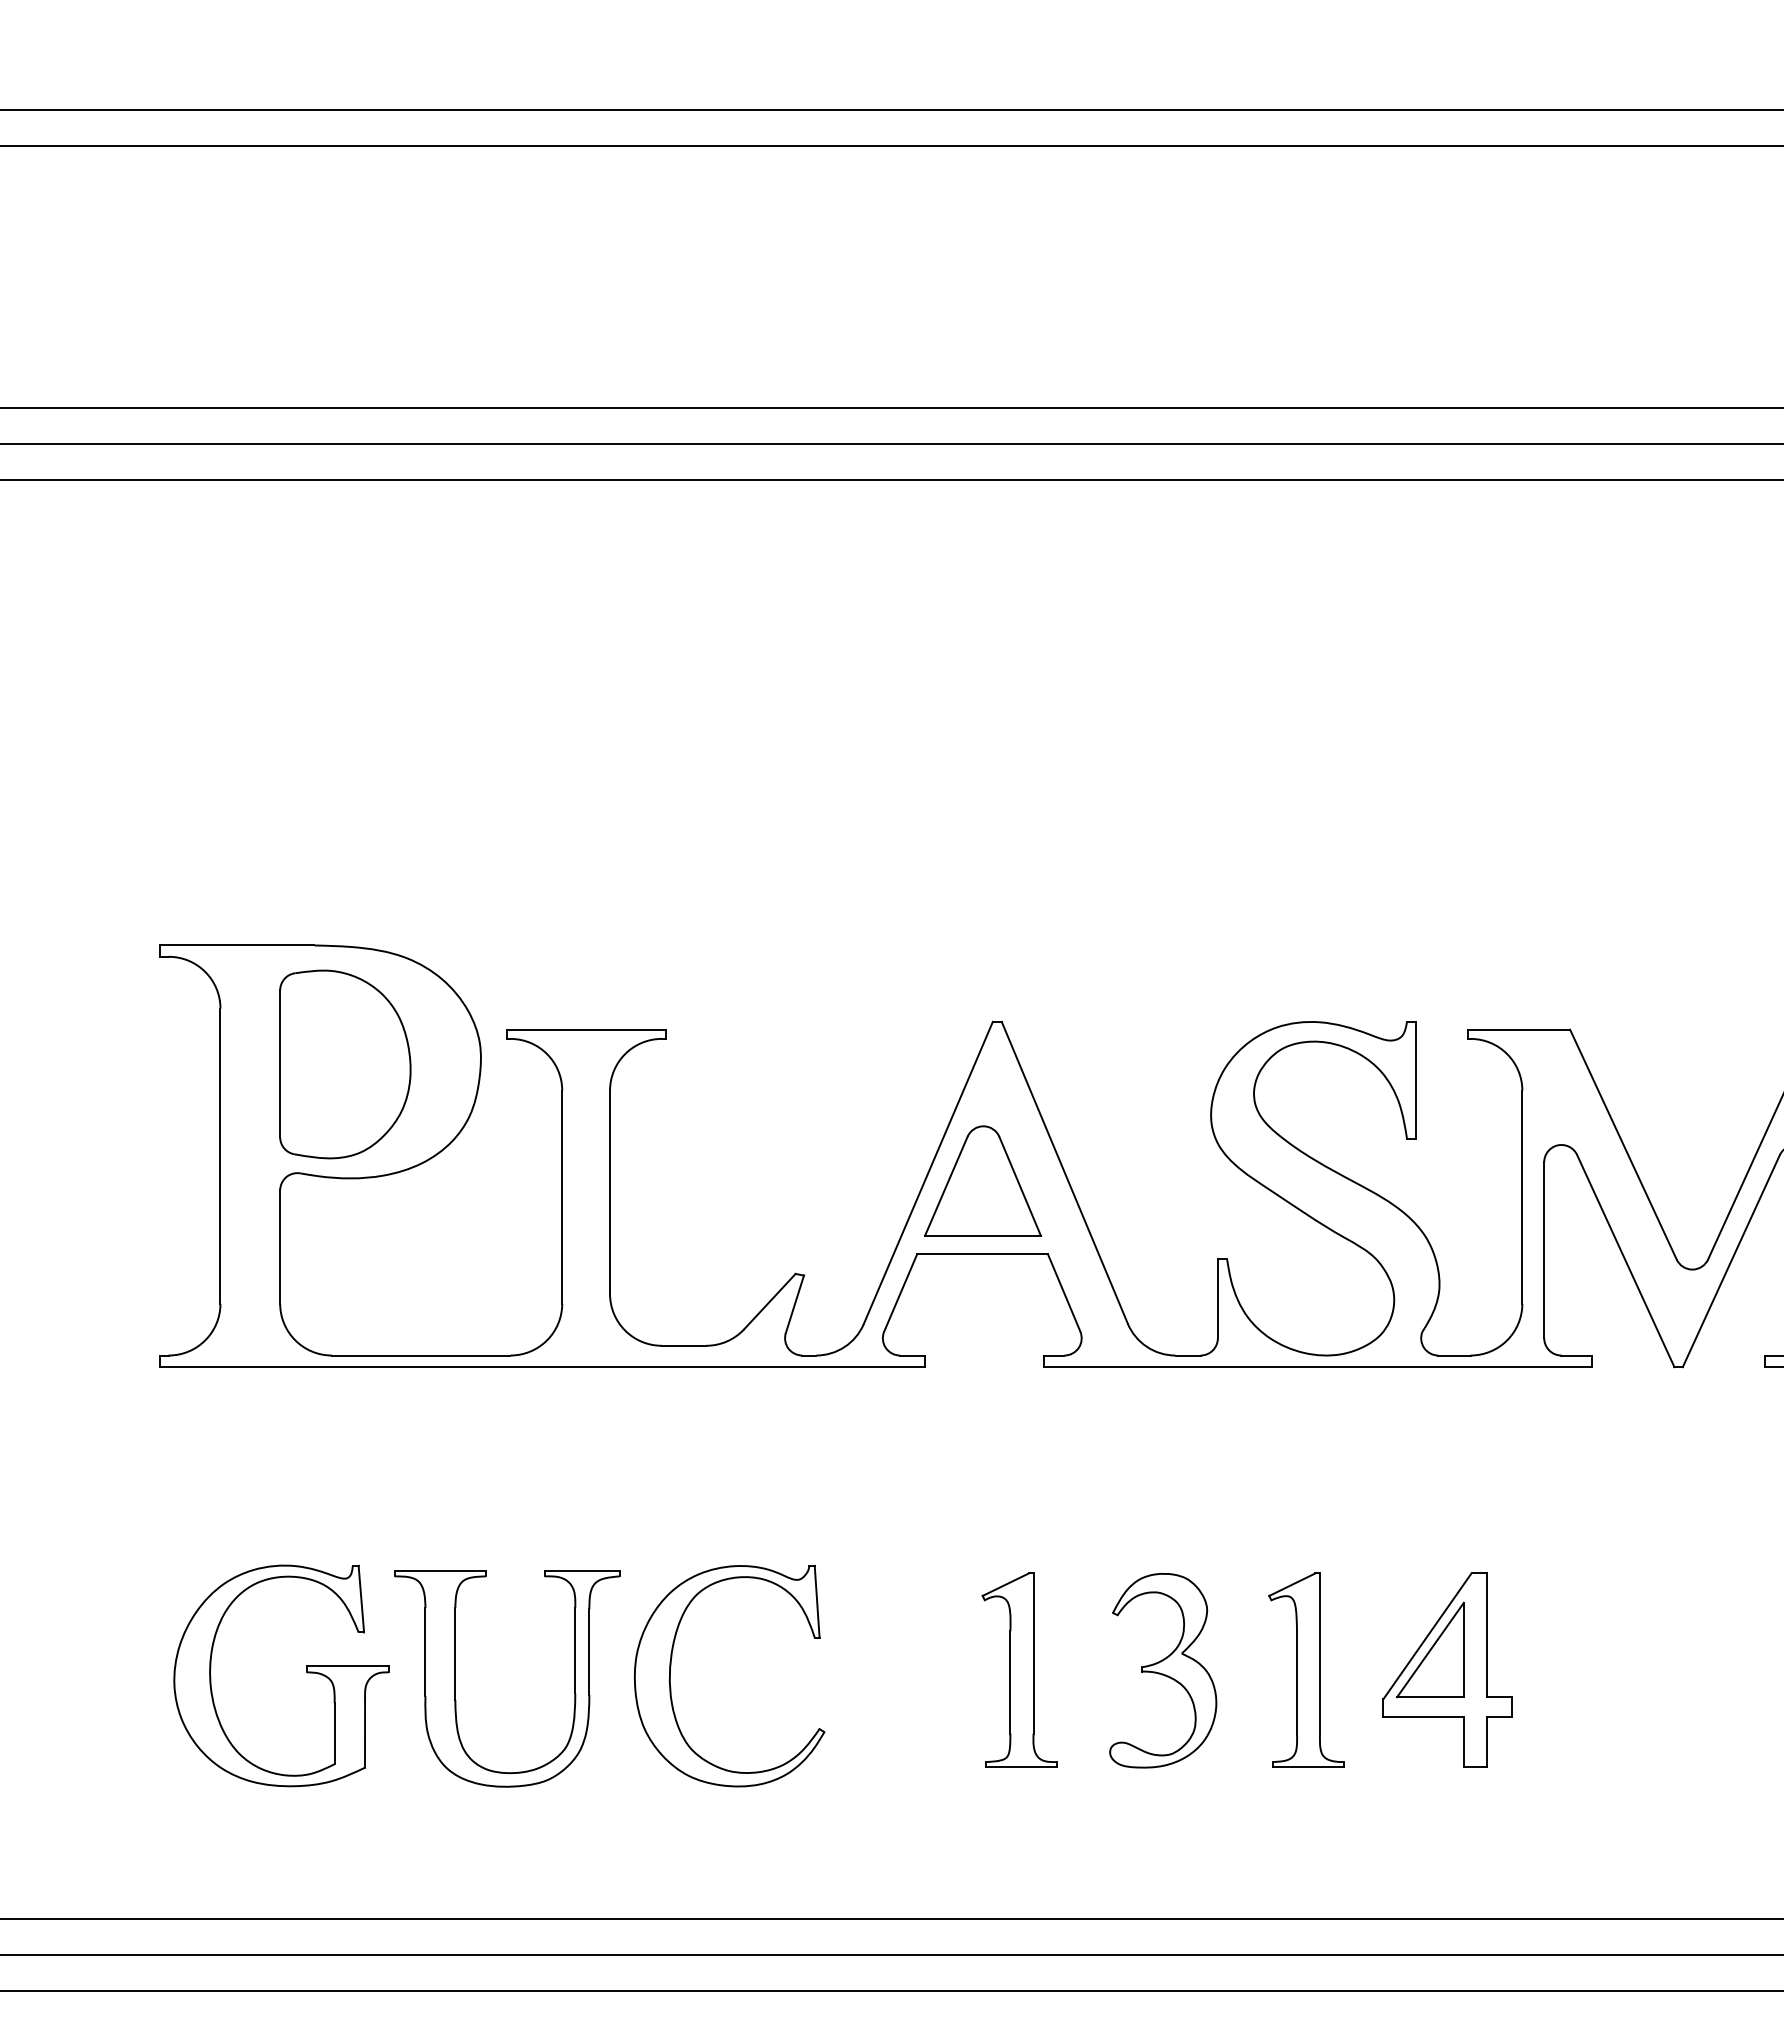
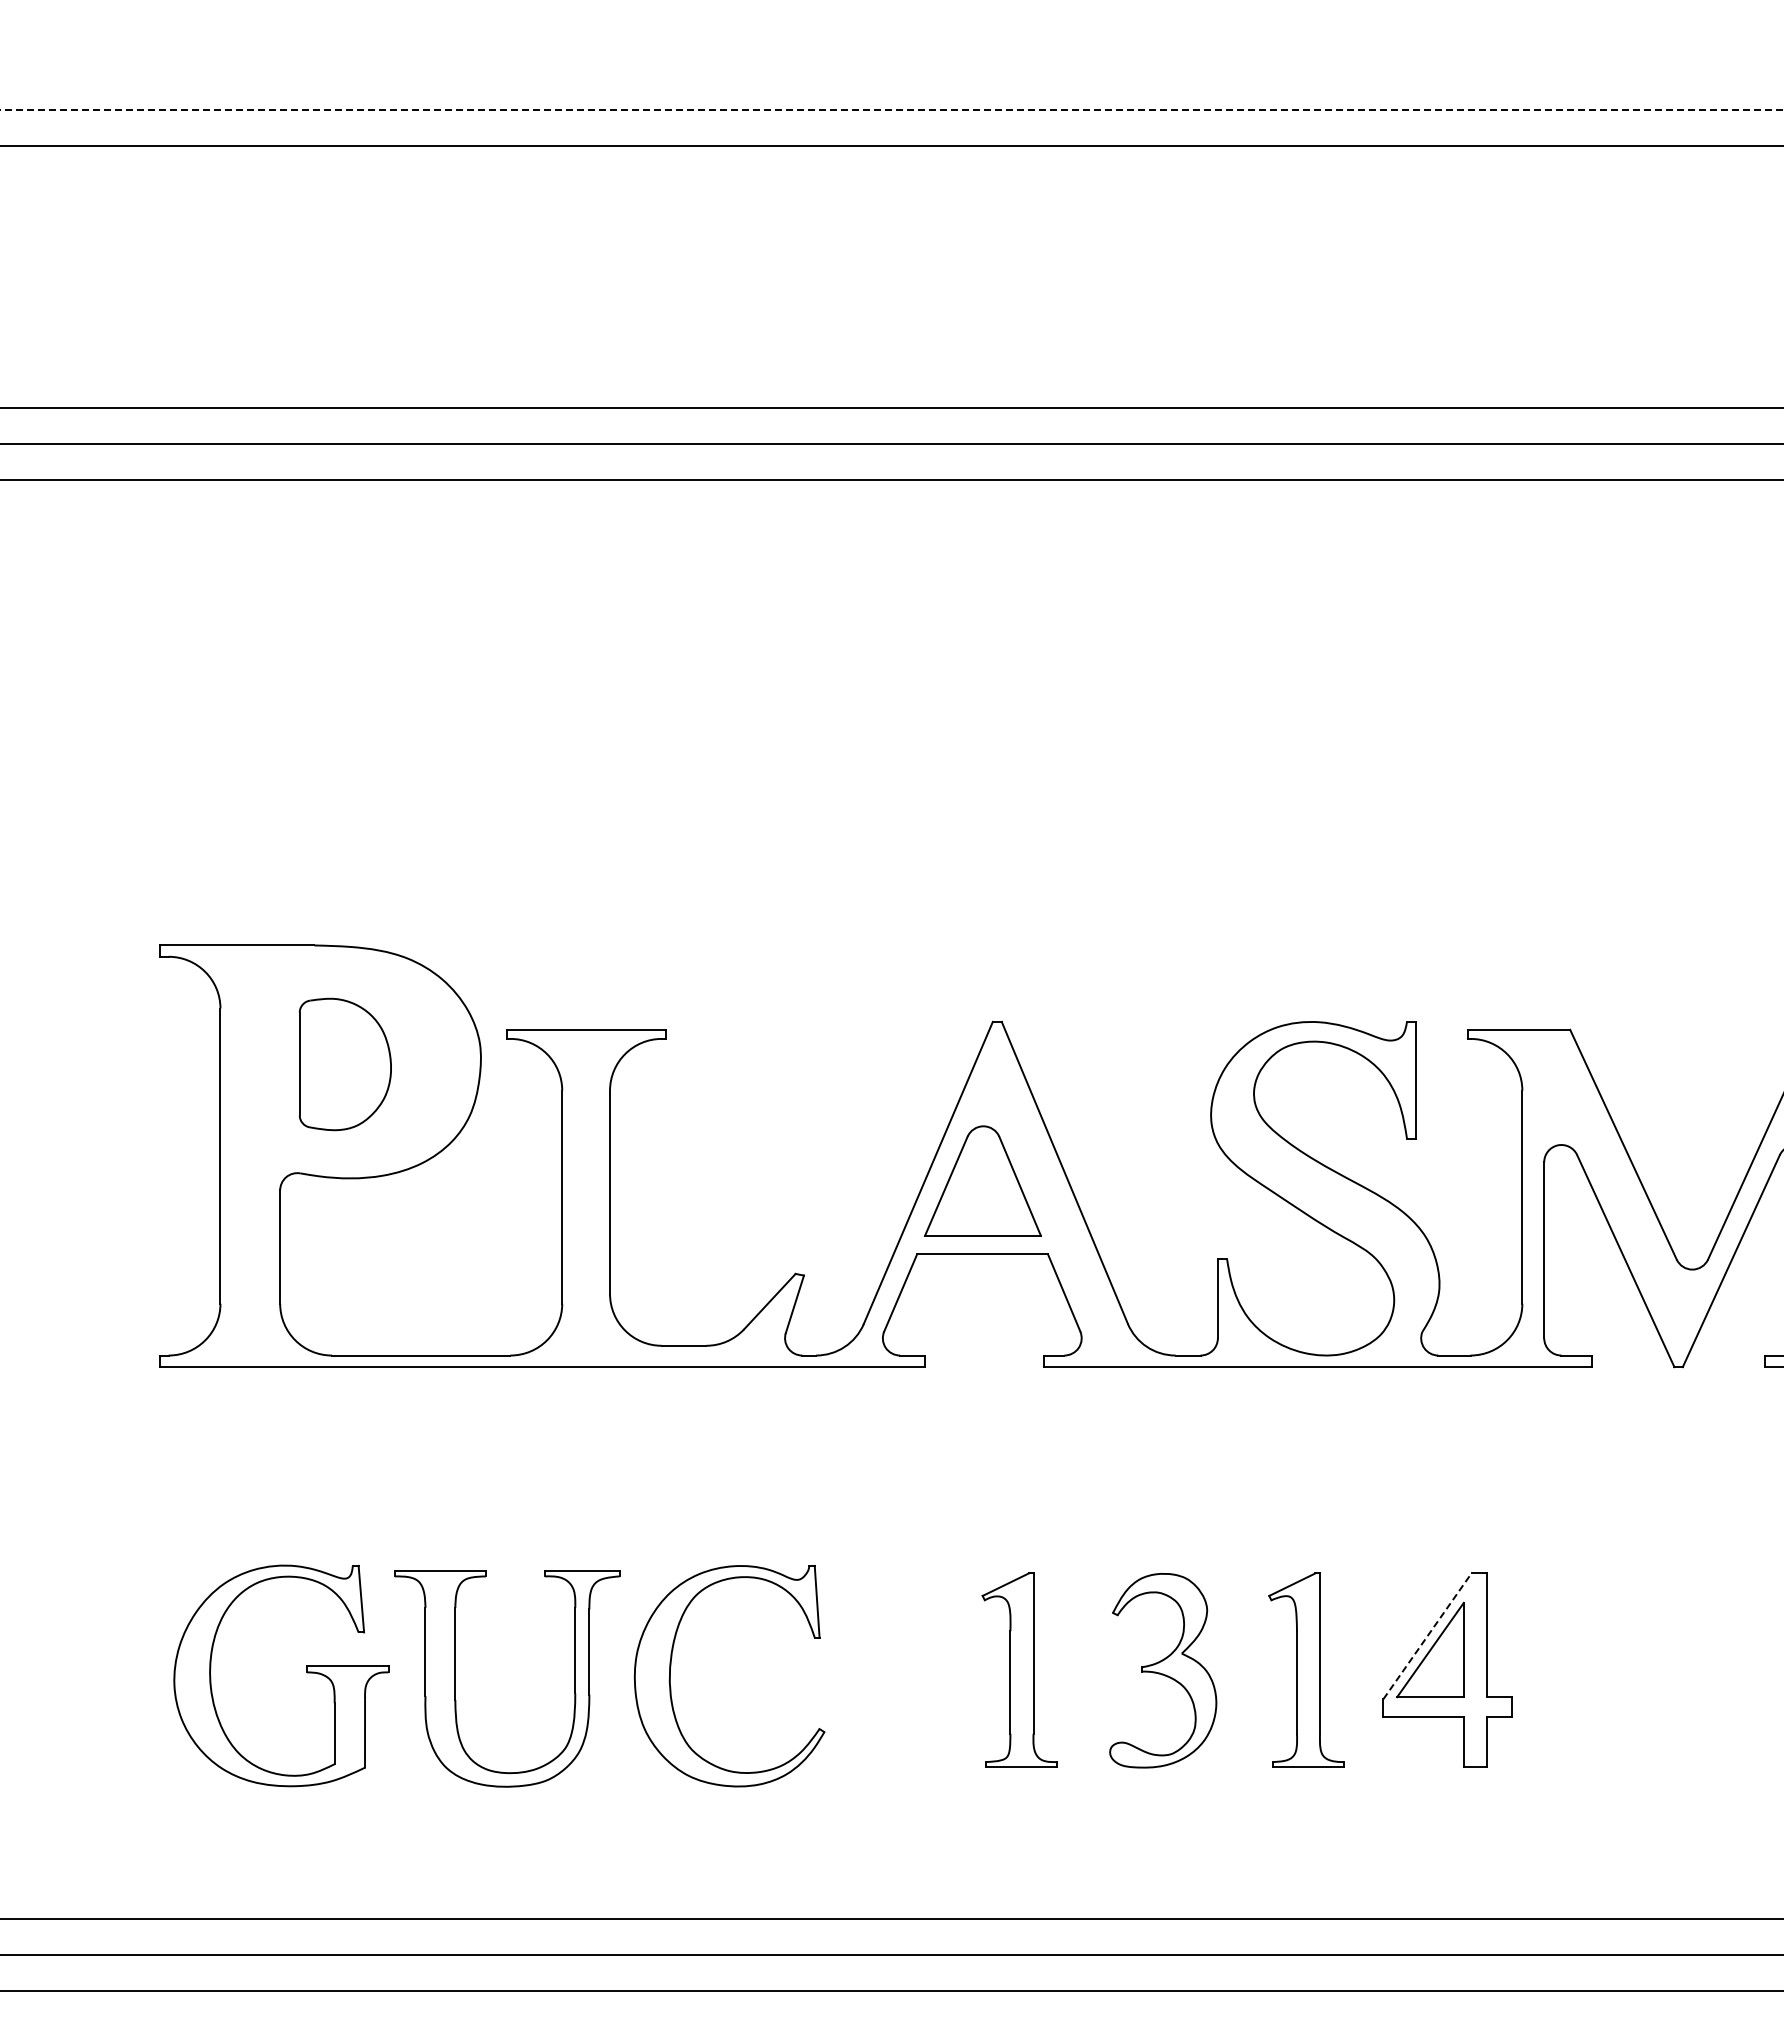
line: solid -> dashed (892, 109)
part size: 133x191 px -> 94x135 px (344, 1064)
line: solid -> dashed (1427, 1636)
